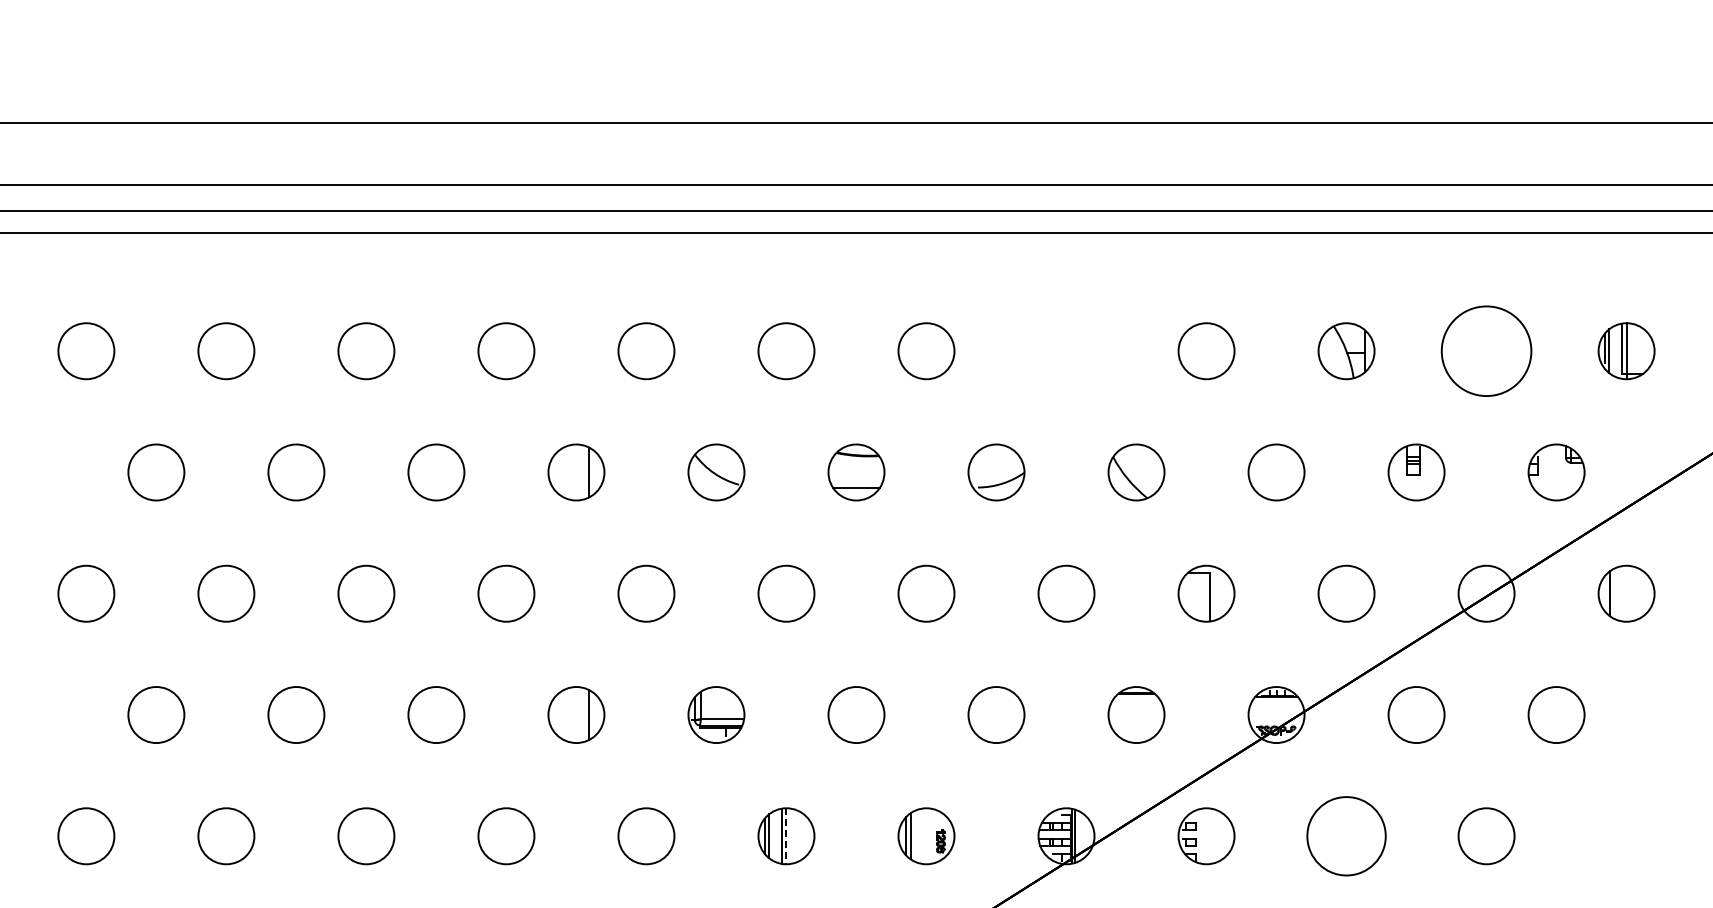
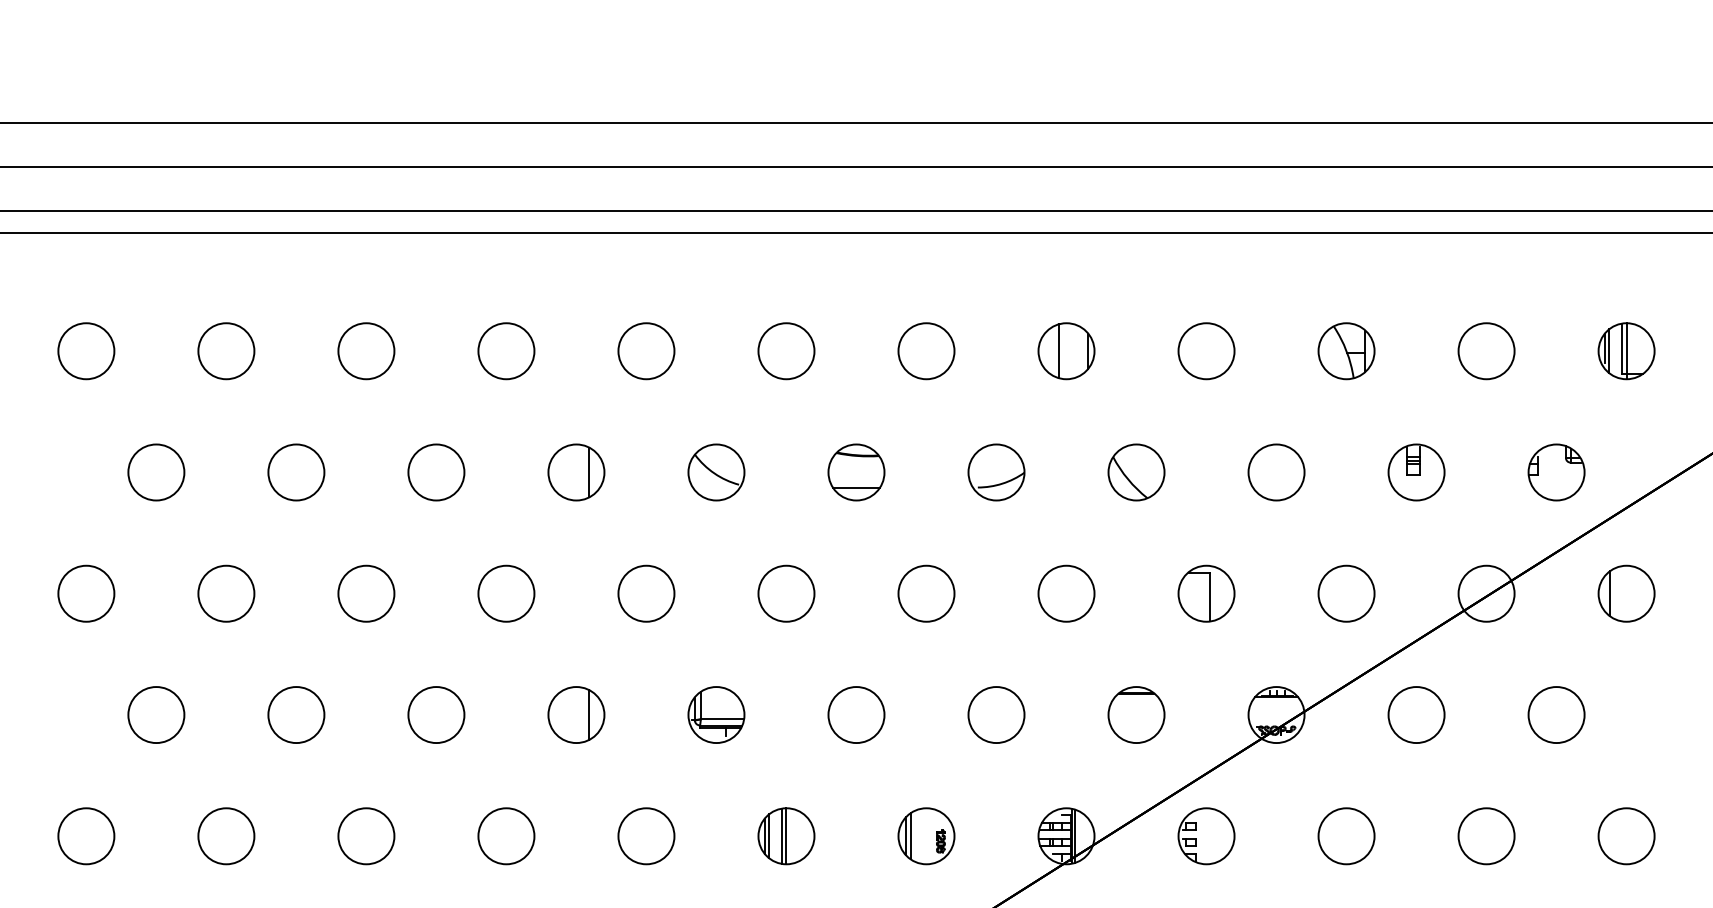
line position: (855, 184) -> (855, 166) (855, 166)
part: none -> present (1066, 351)
circle diameter: 90 px -> 56 px (1486, 351)
line: dashed -> solid (786, 836)
circle diameter: 78 px -> 56 px (1346, 836)
circle: none -> present (1626, 836)
